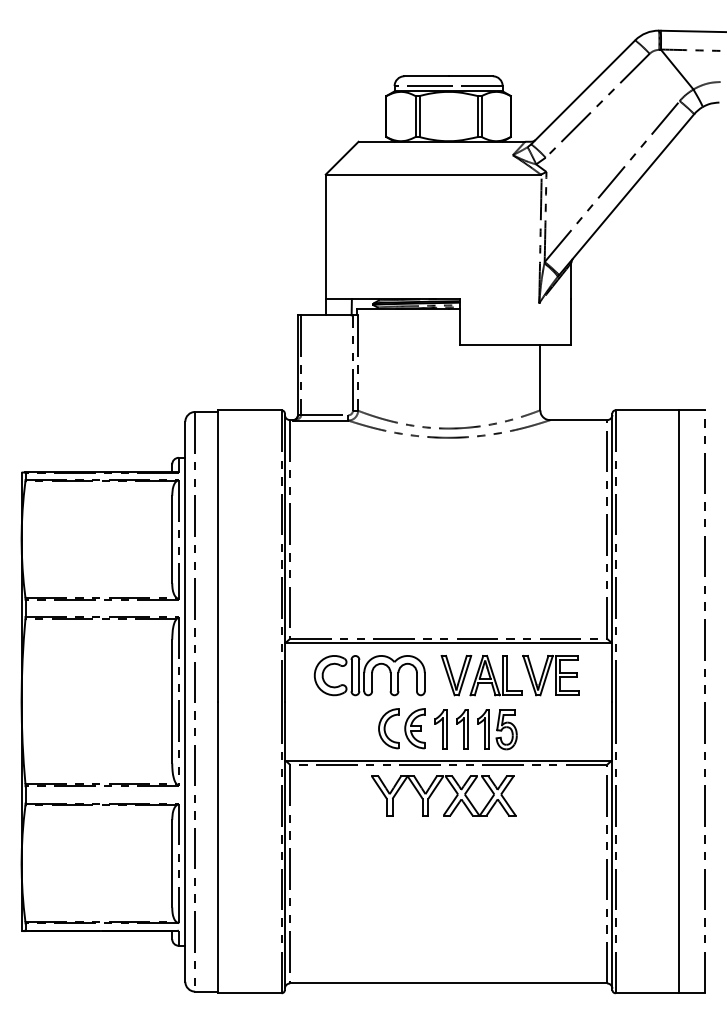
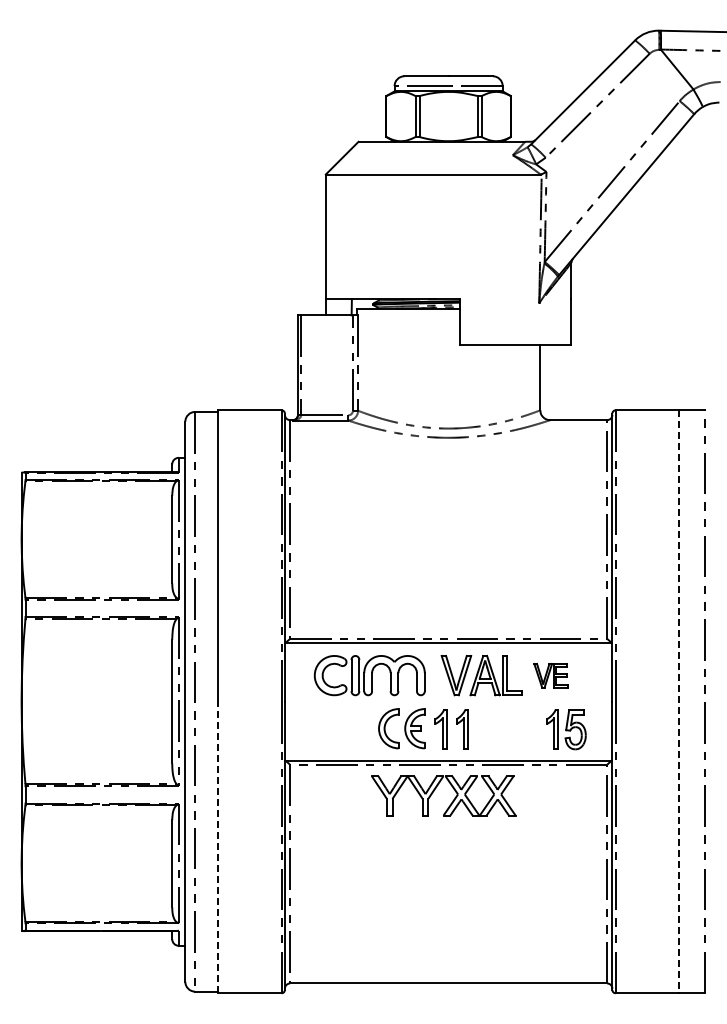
part size: 58x42 px -> 36x26 px (550, 675)
line: solid -> dashed (679, 702)
part position: (497, 729) -> (566, 729) (566, 729)
line: solid -> dashed (218, 847)
